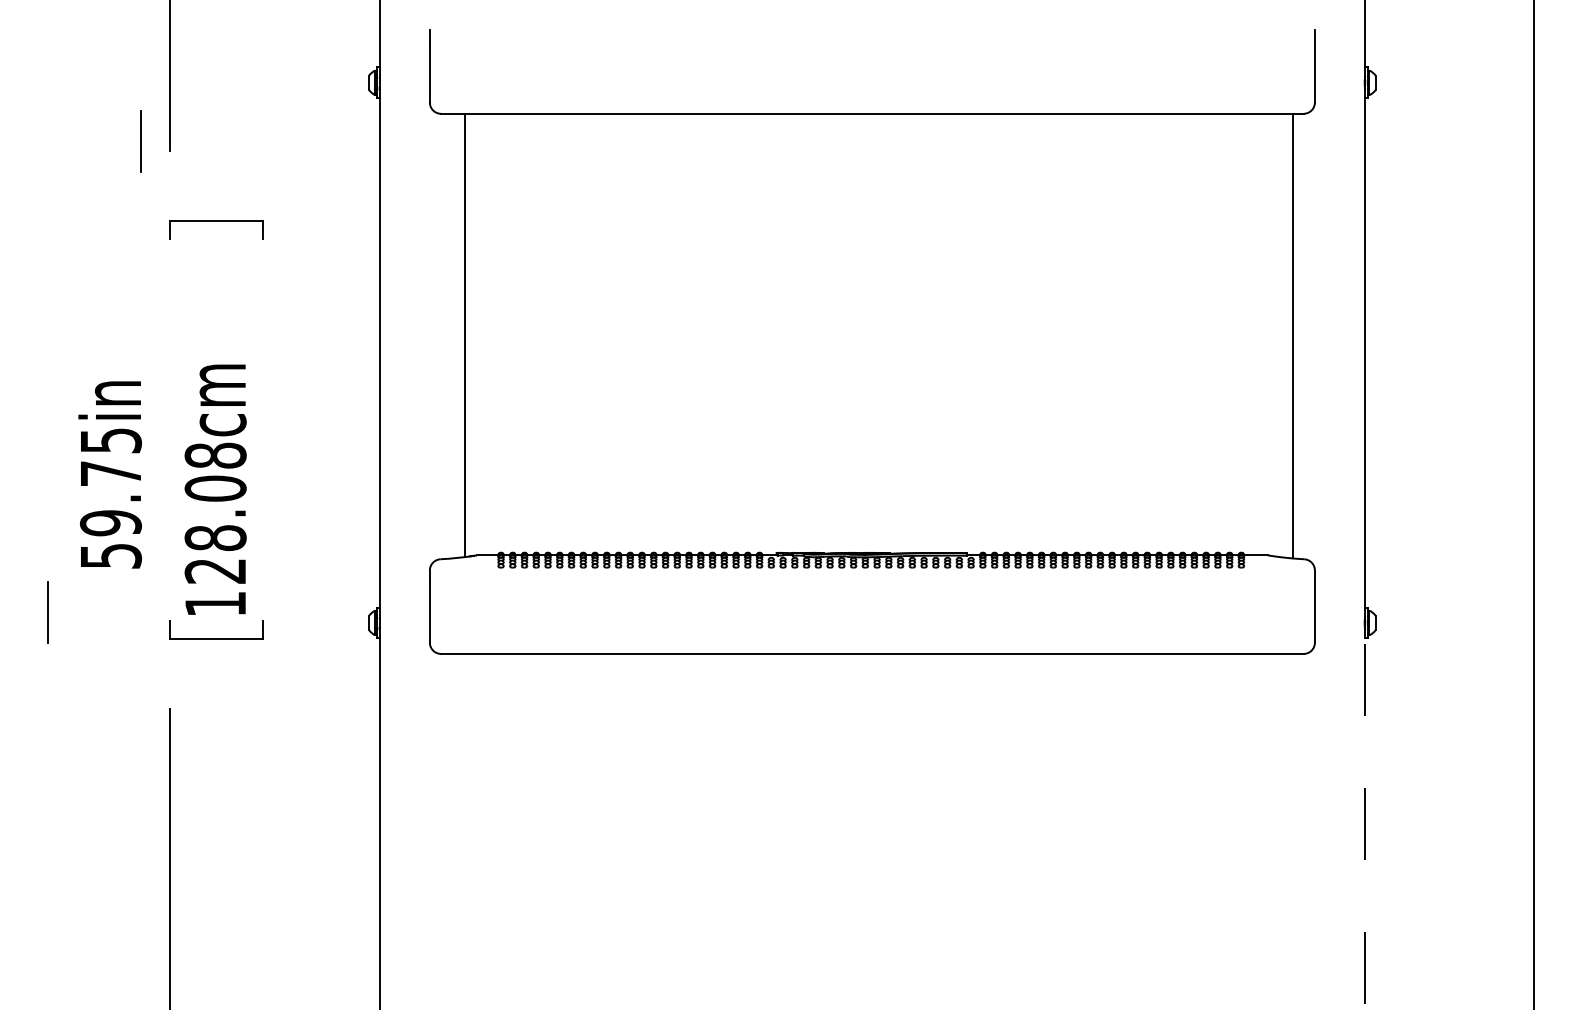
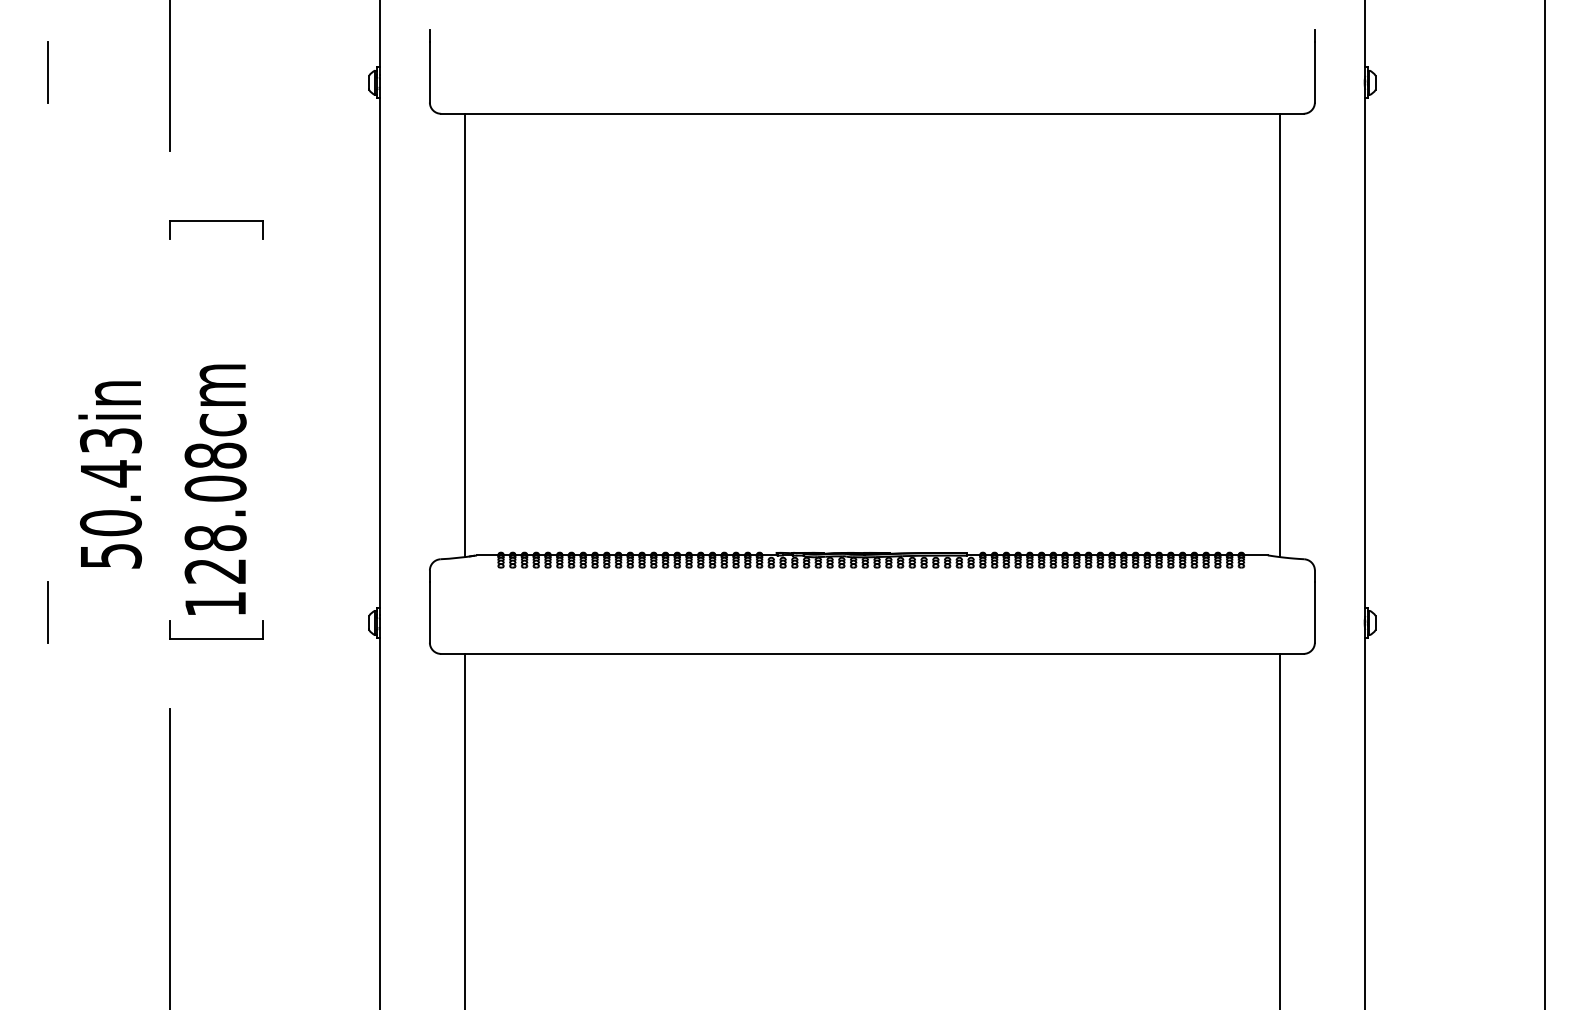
line position: (140, 141) -> (47, 72) (47, 72)
line position: (1292, 335) -> (1279, 335) (1279, 335)
text: 59.75in -> 50.43in (110, 482)
line position: (1534, 504) -> (1545, 504) (1545, 504)
line: dashed -> solid (1365, 824)
line: none -> present (465, 829)
line: none -> present (1279, 829)
